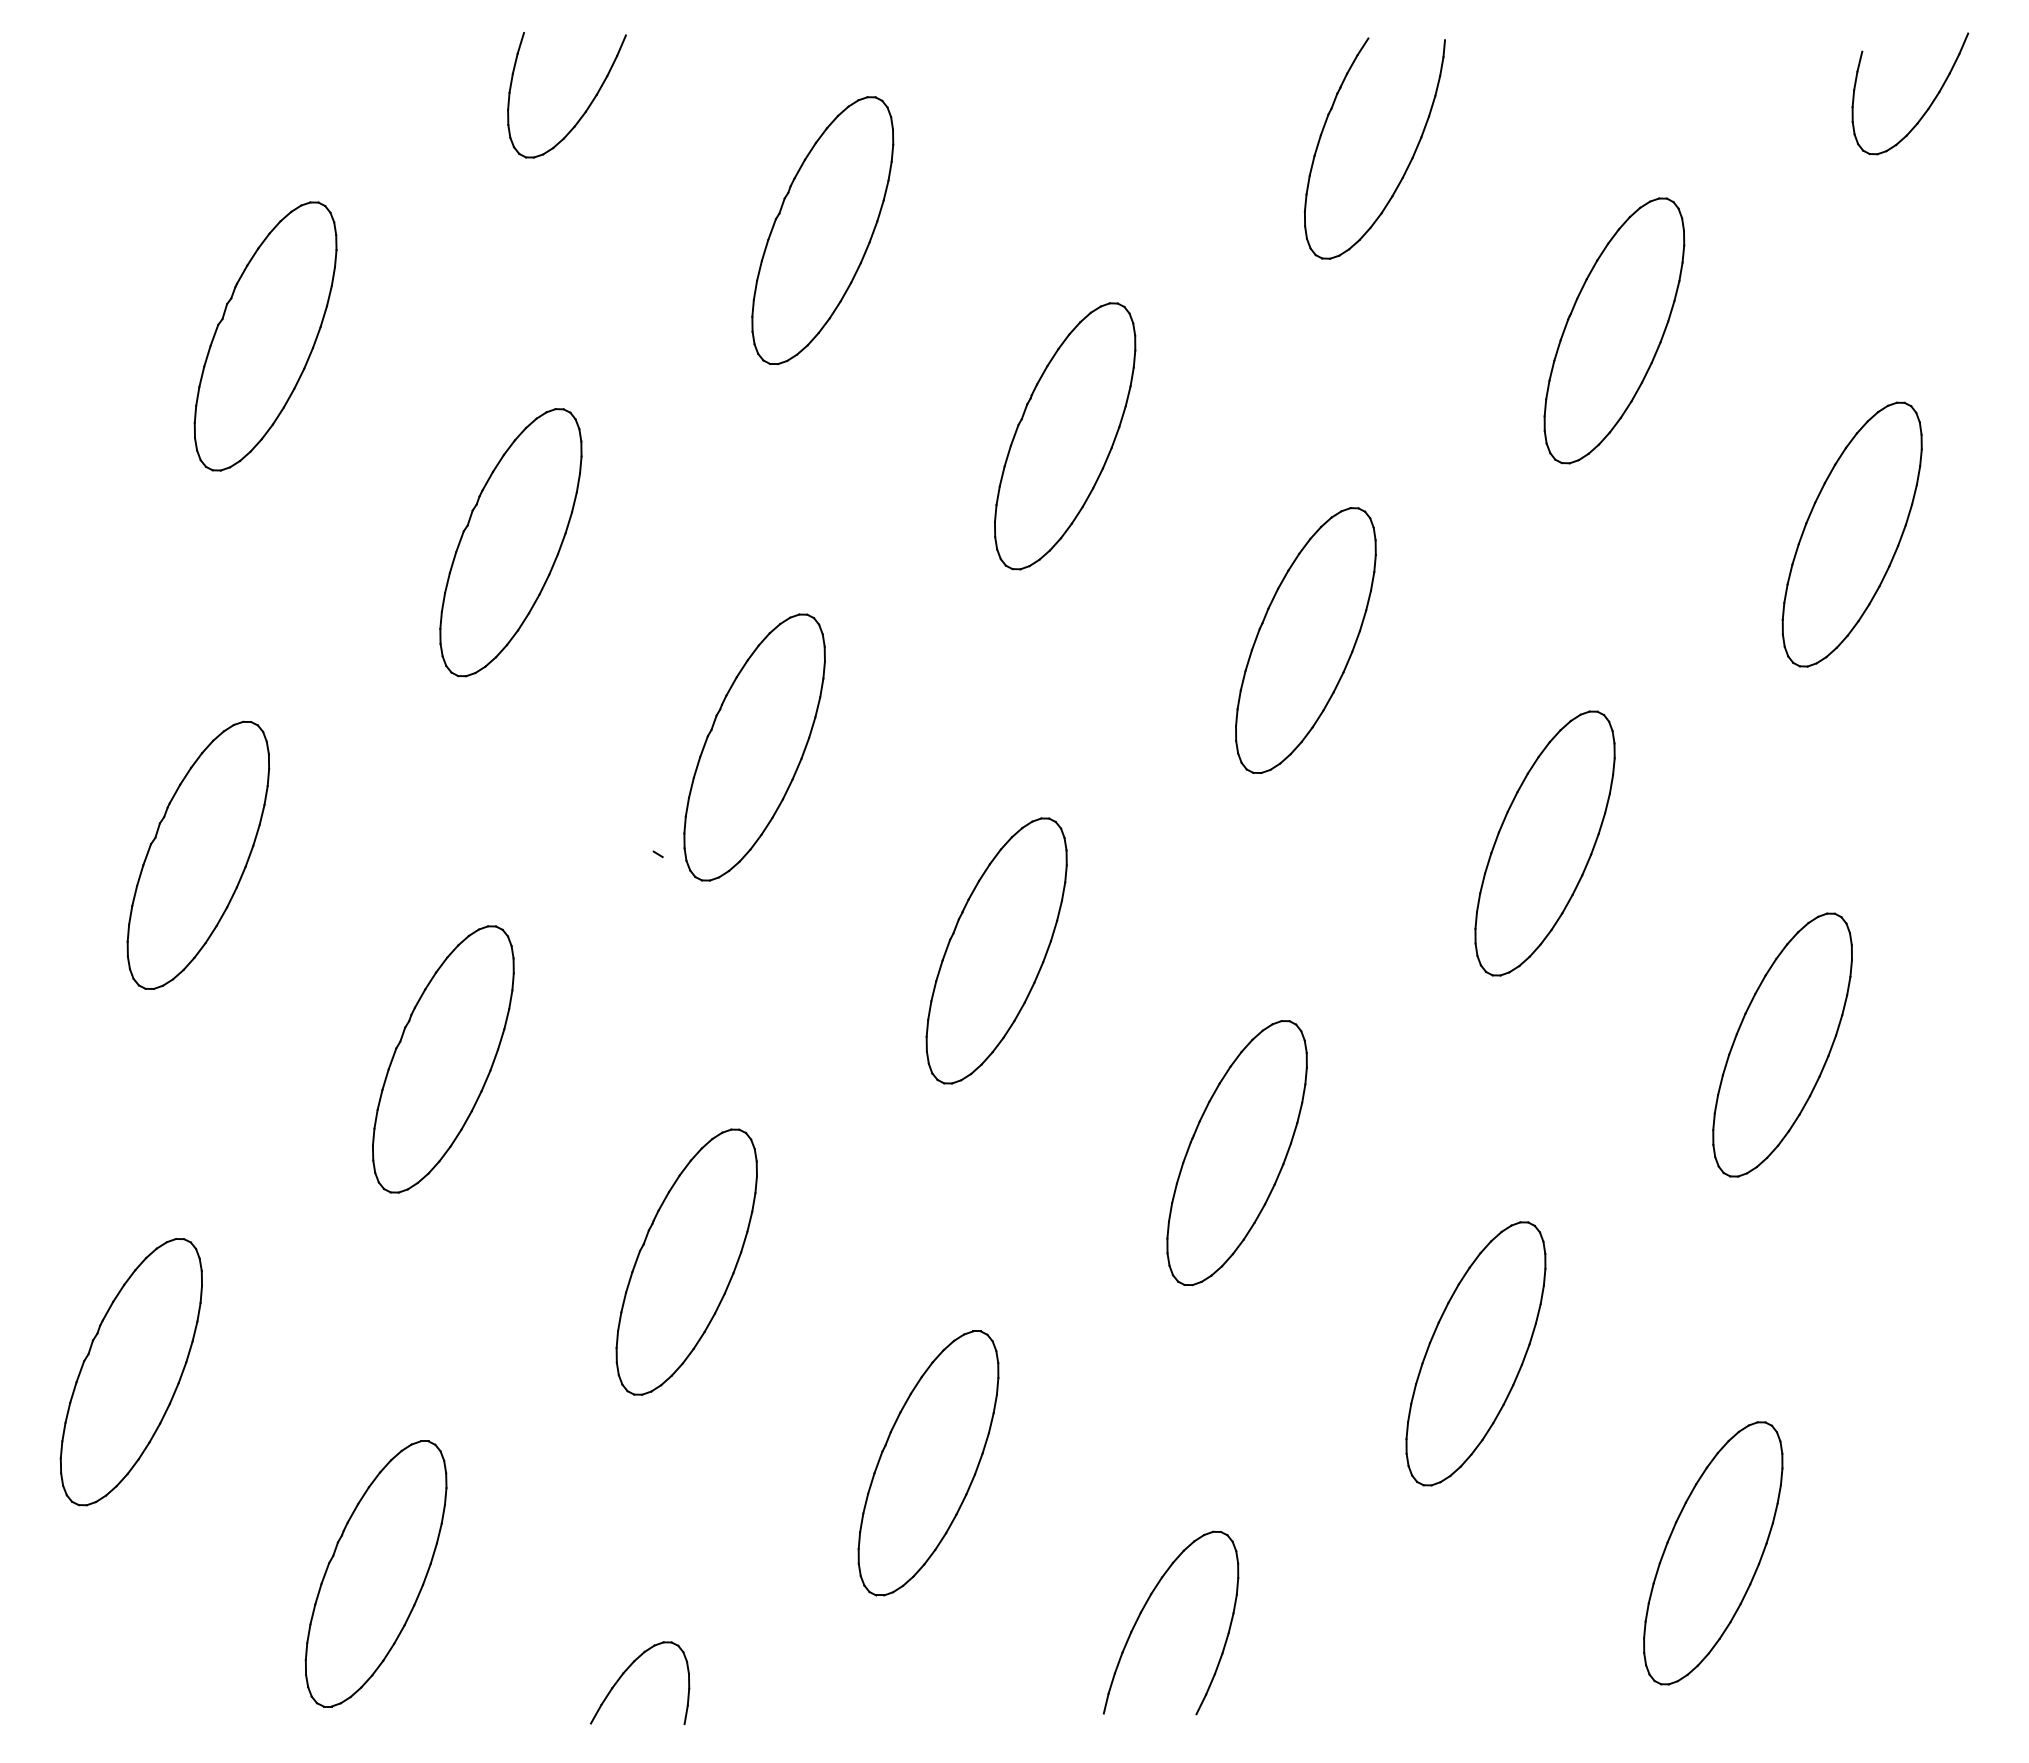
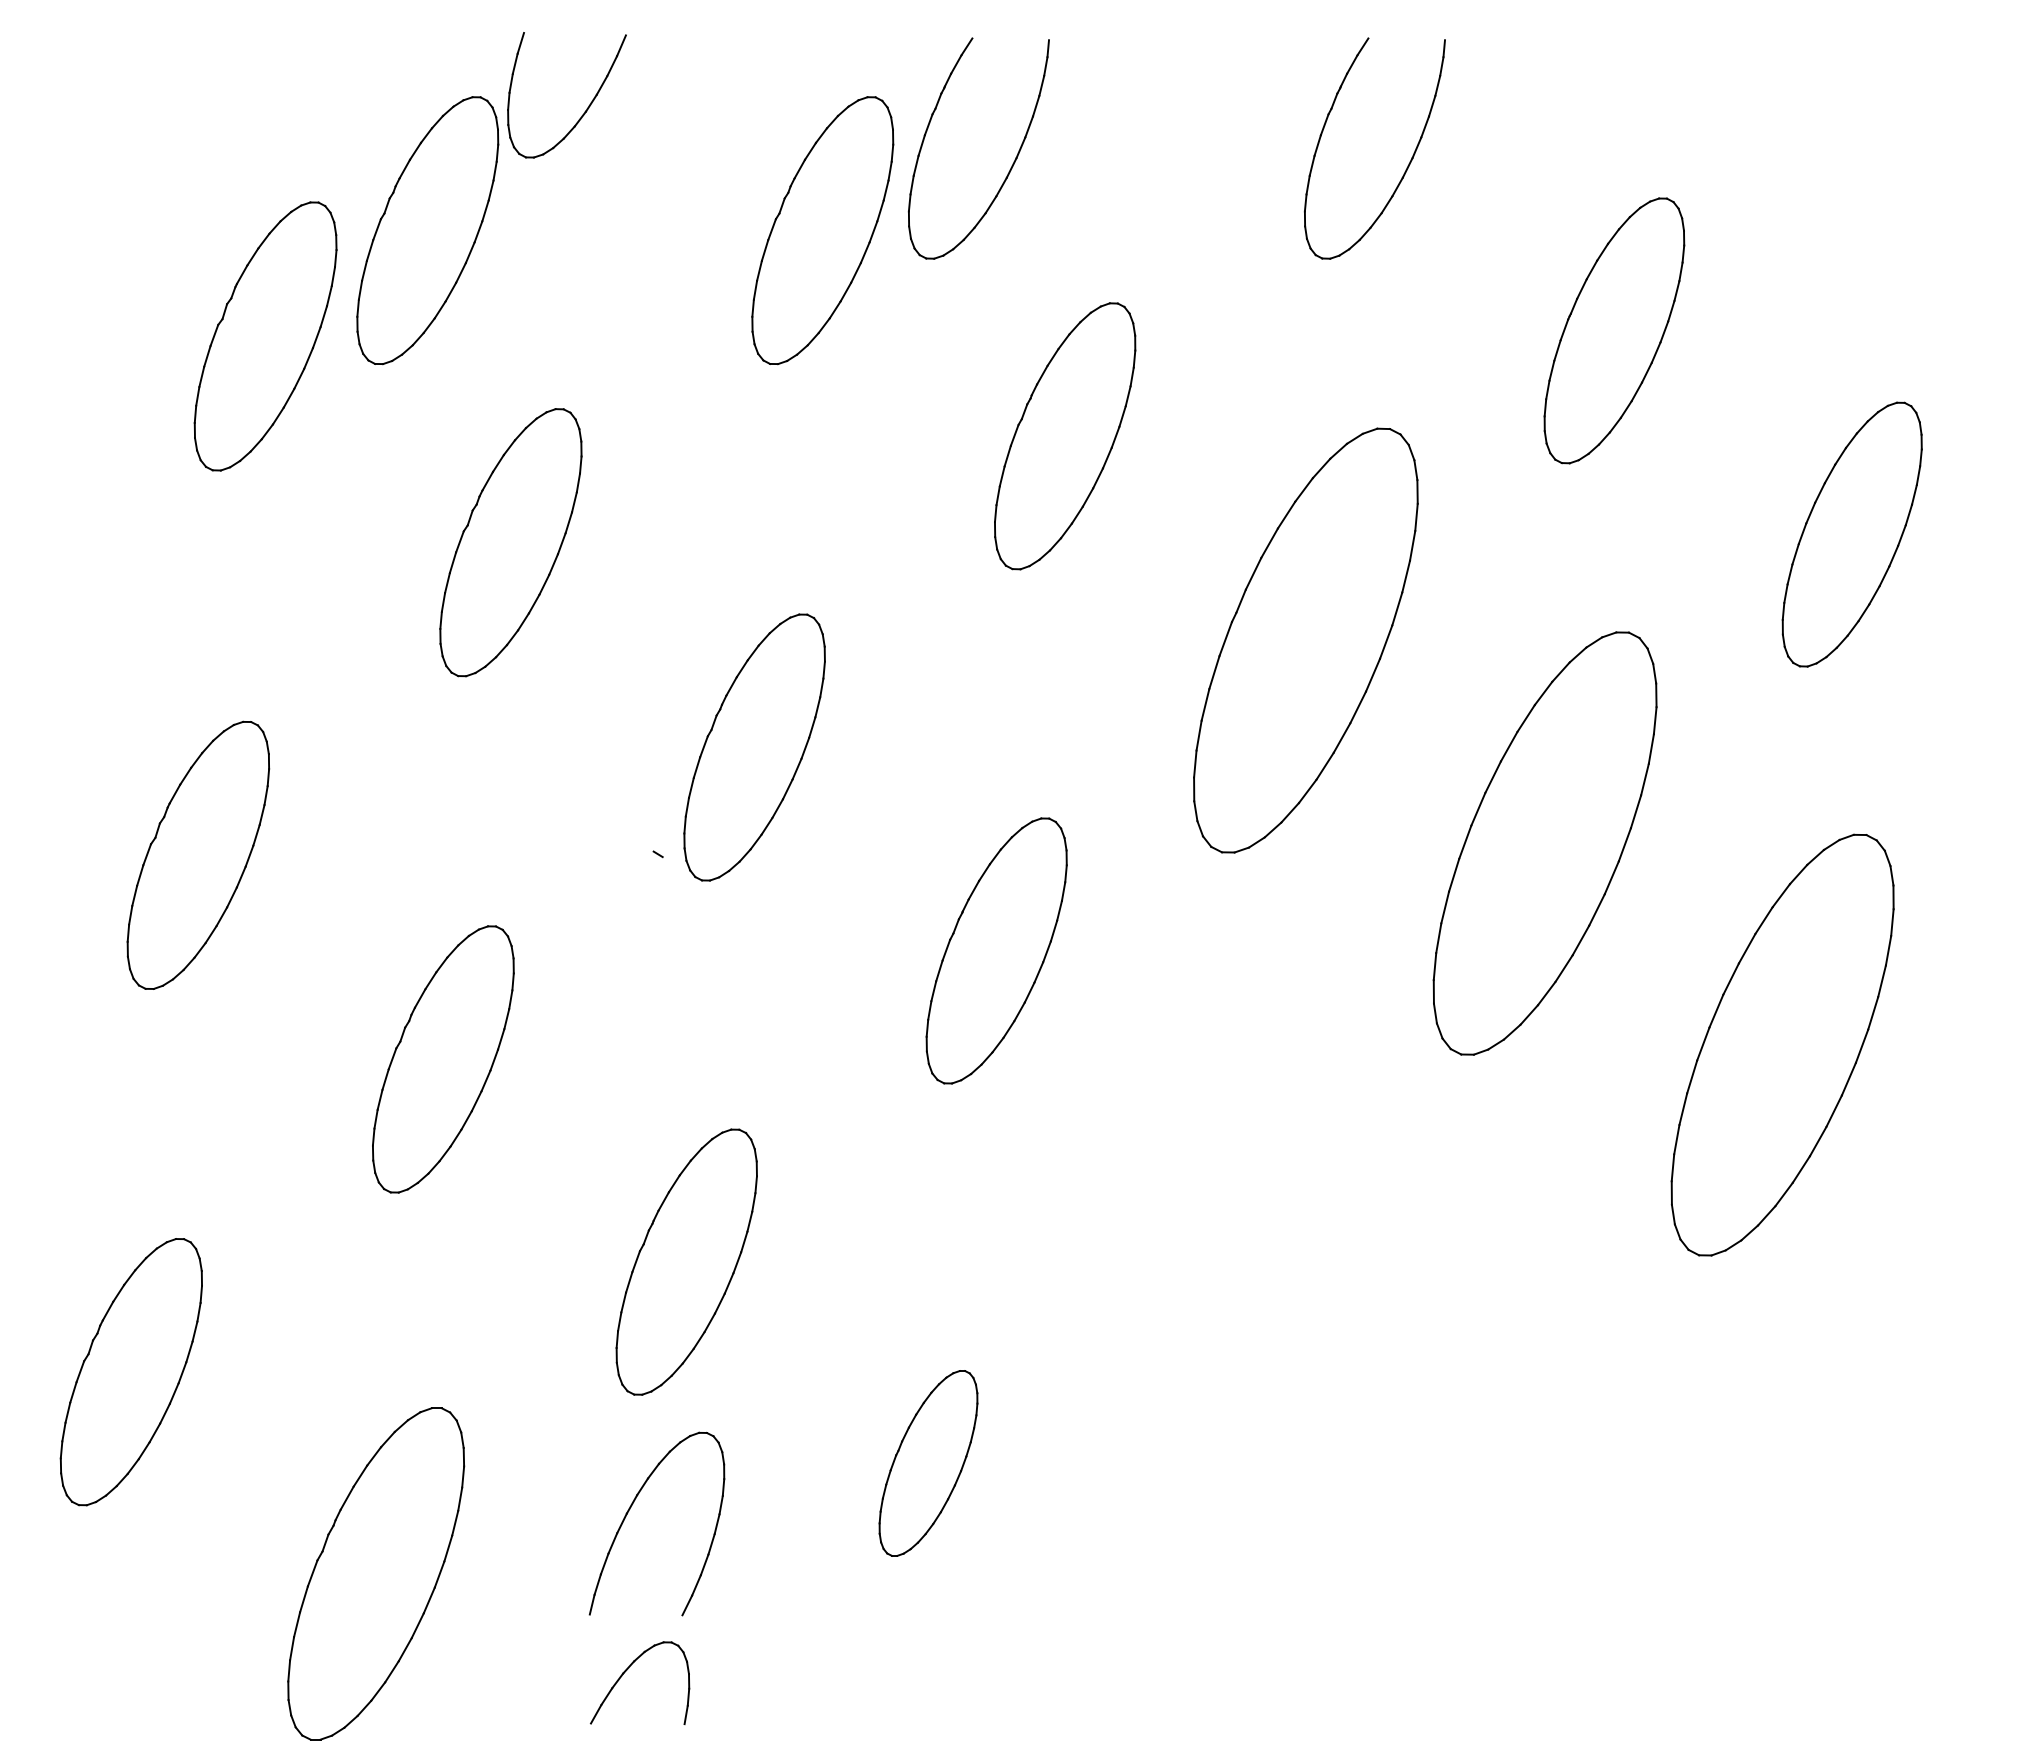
part: present -> none (1930, 103)
part: none -> present (1011, 165)
part: none -> present (427, 230)
part size: 142x267 px -> 226x427 px (1305, 640)
part size: 142x267 px -> 226x425 px (1544, 843)
part size: 141x266 px -> 225x424 px (1782, 1044)
part: present -> none (1236, 1153)
part: present -> none (1475, 1353)
part size: 143x267 px -> 101x187 px (928, 1463)
part: present -> none (1713, 1553)
part size: 144x268 px -> 179x334 px (376, 1573)
part position: (1144, 1608) -> (630, 1509) (630, 1509)
